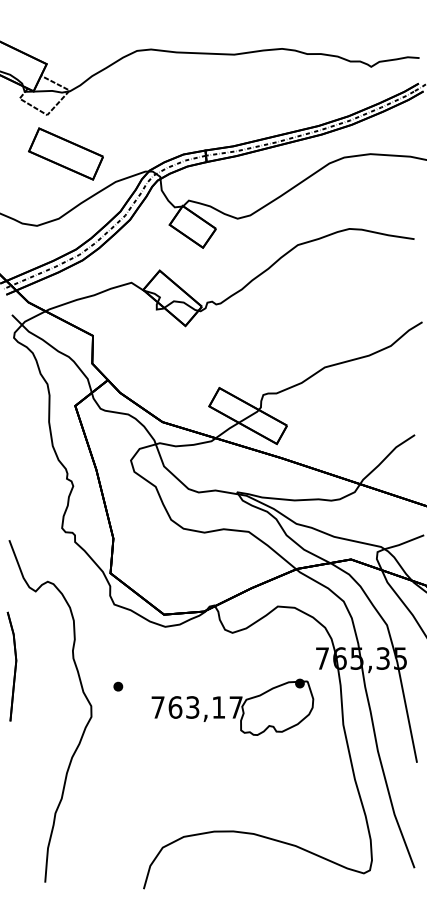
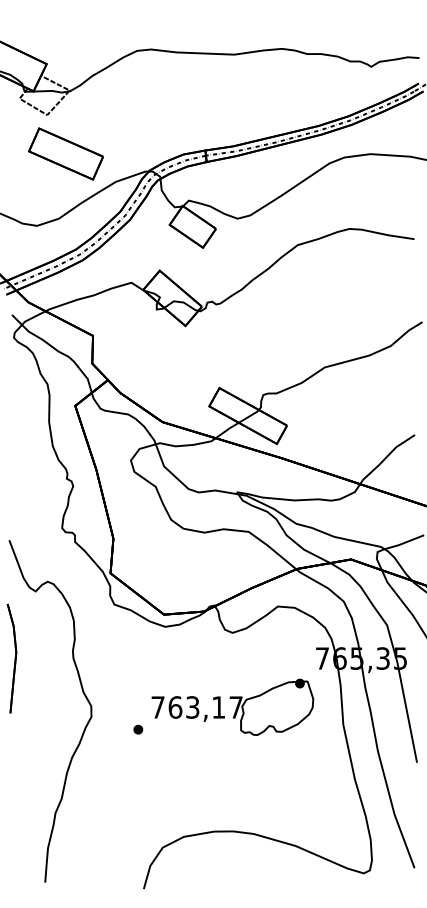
part position: (11, 666) -> (11, 658) (11, 658)
part position: (118, 686) -> (138, 729) (138, 729)
